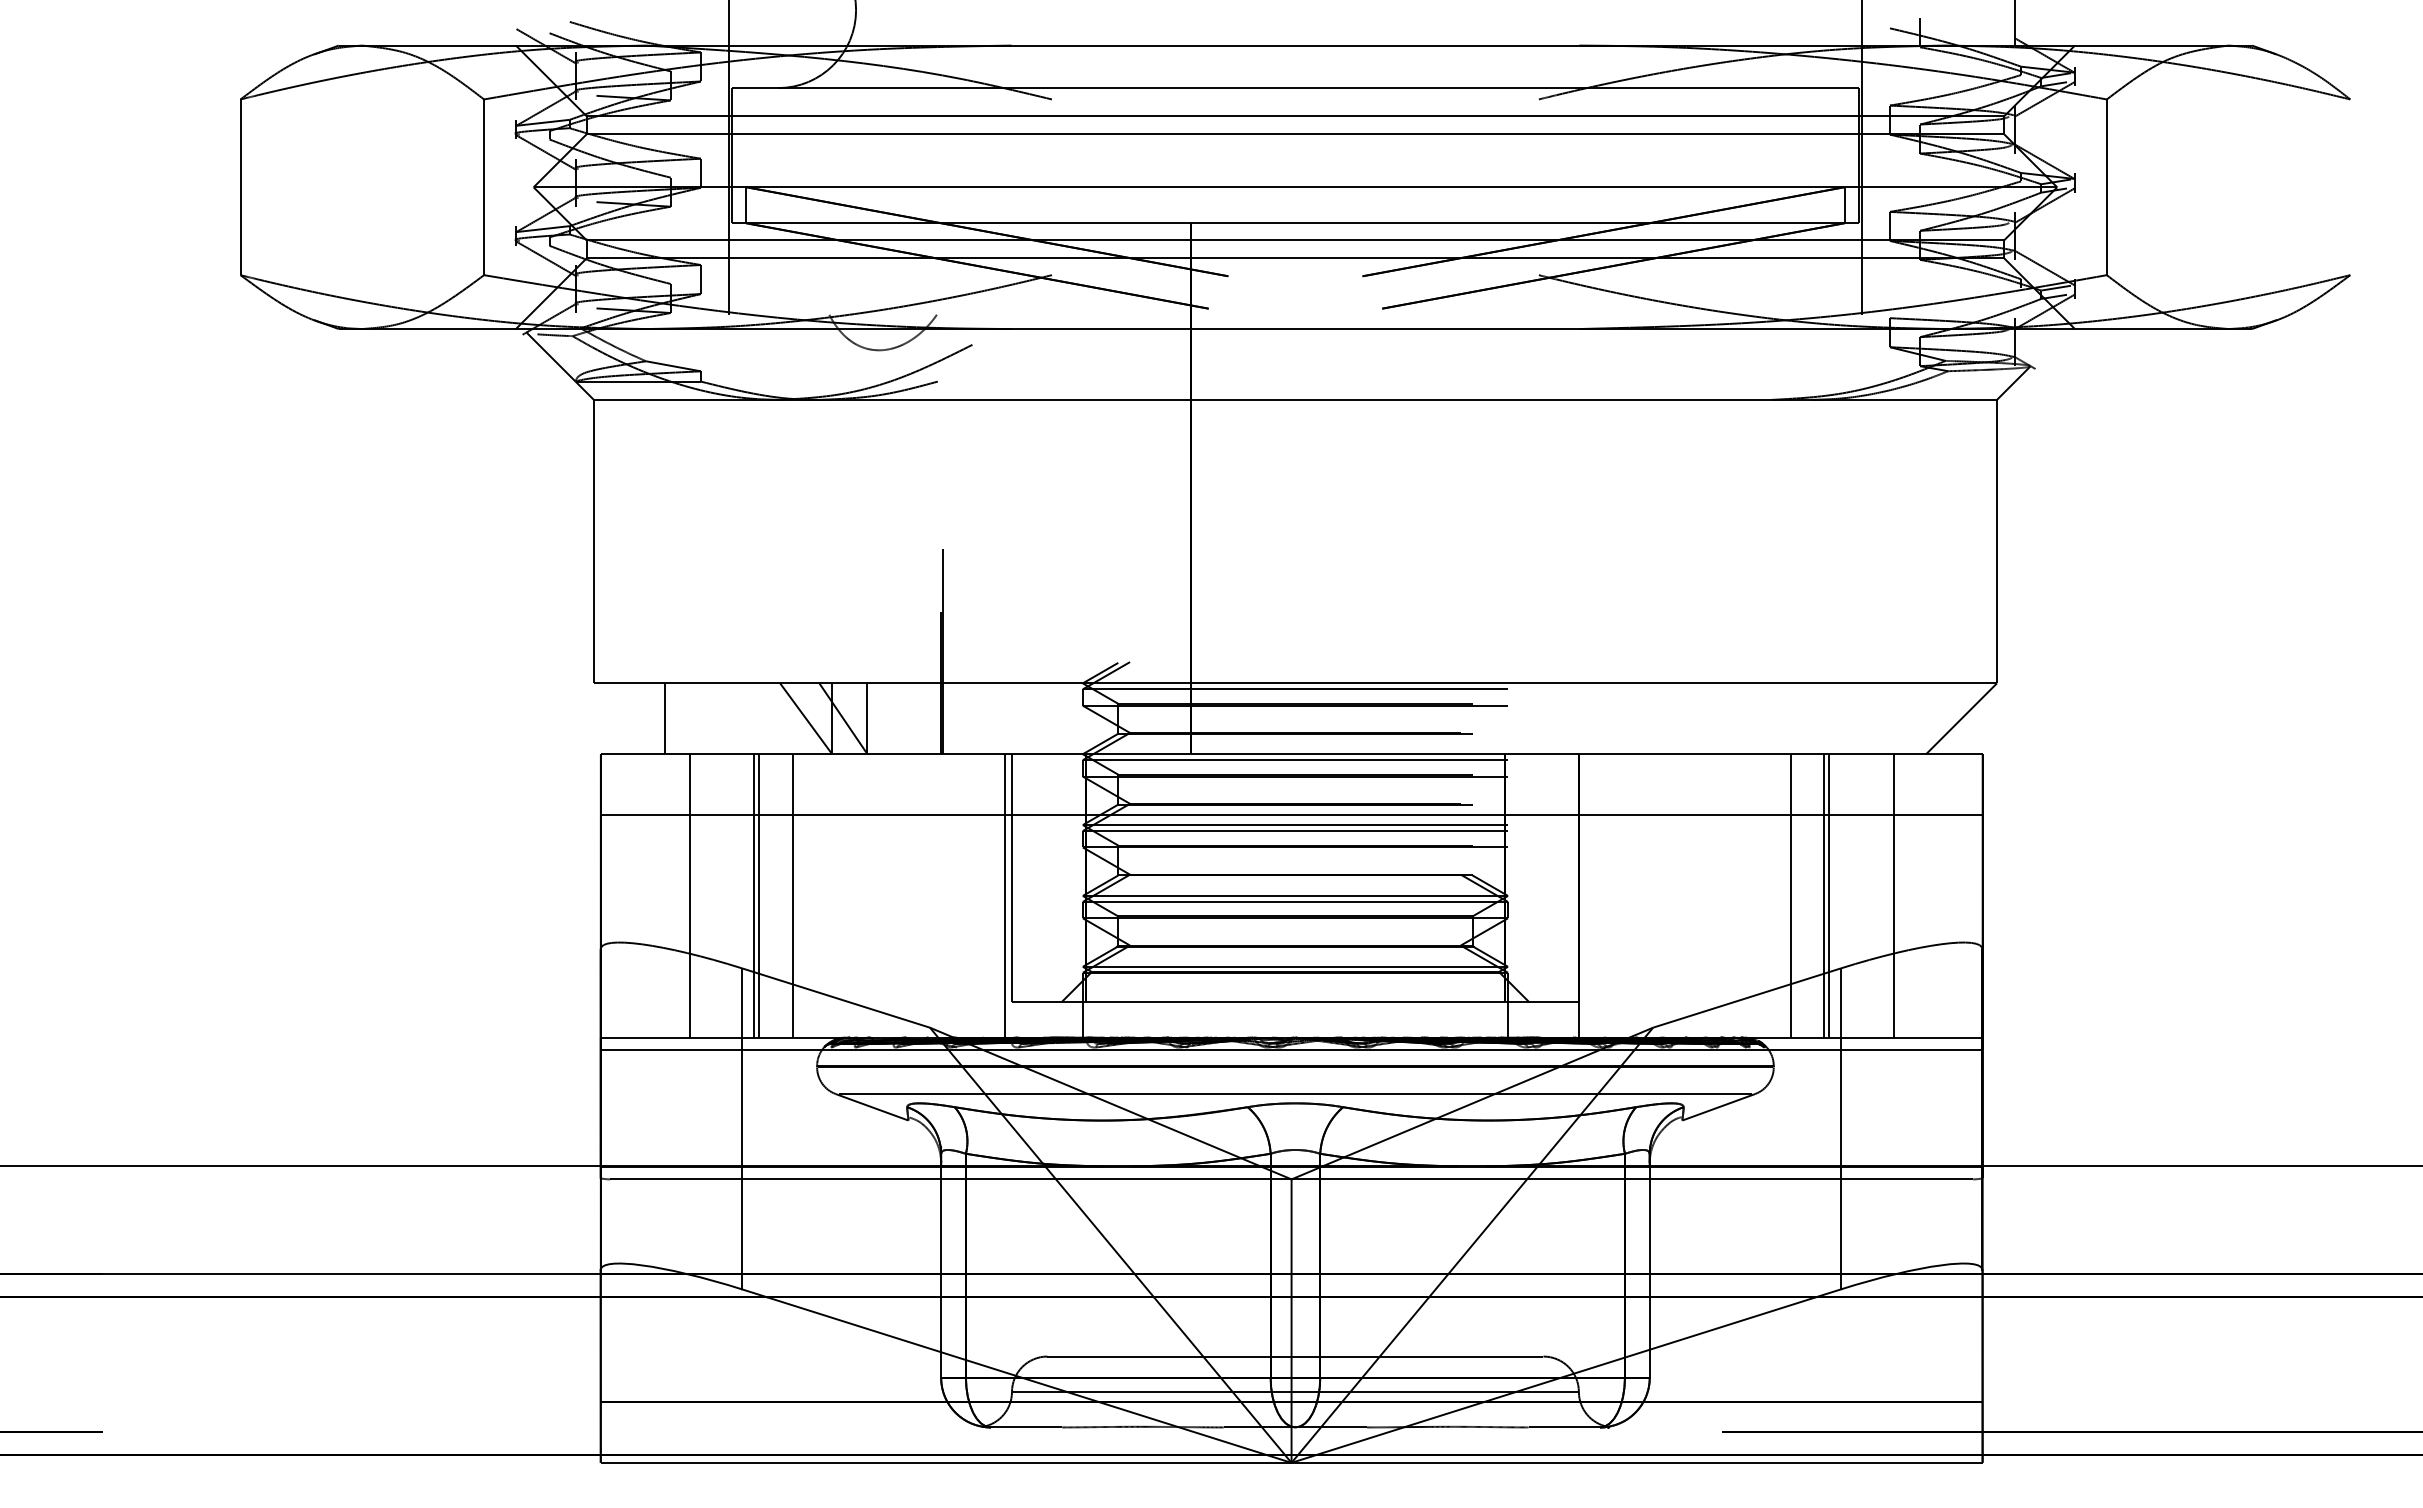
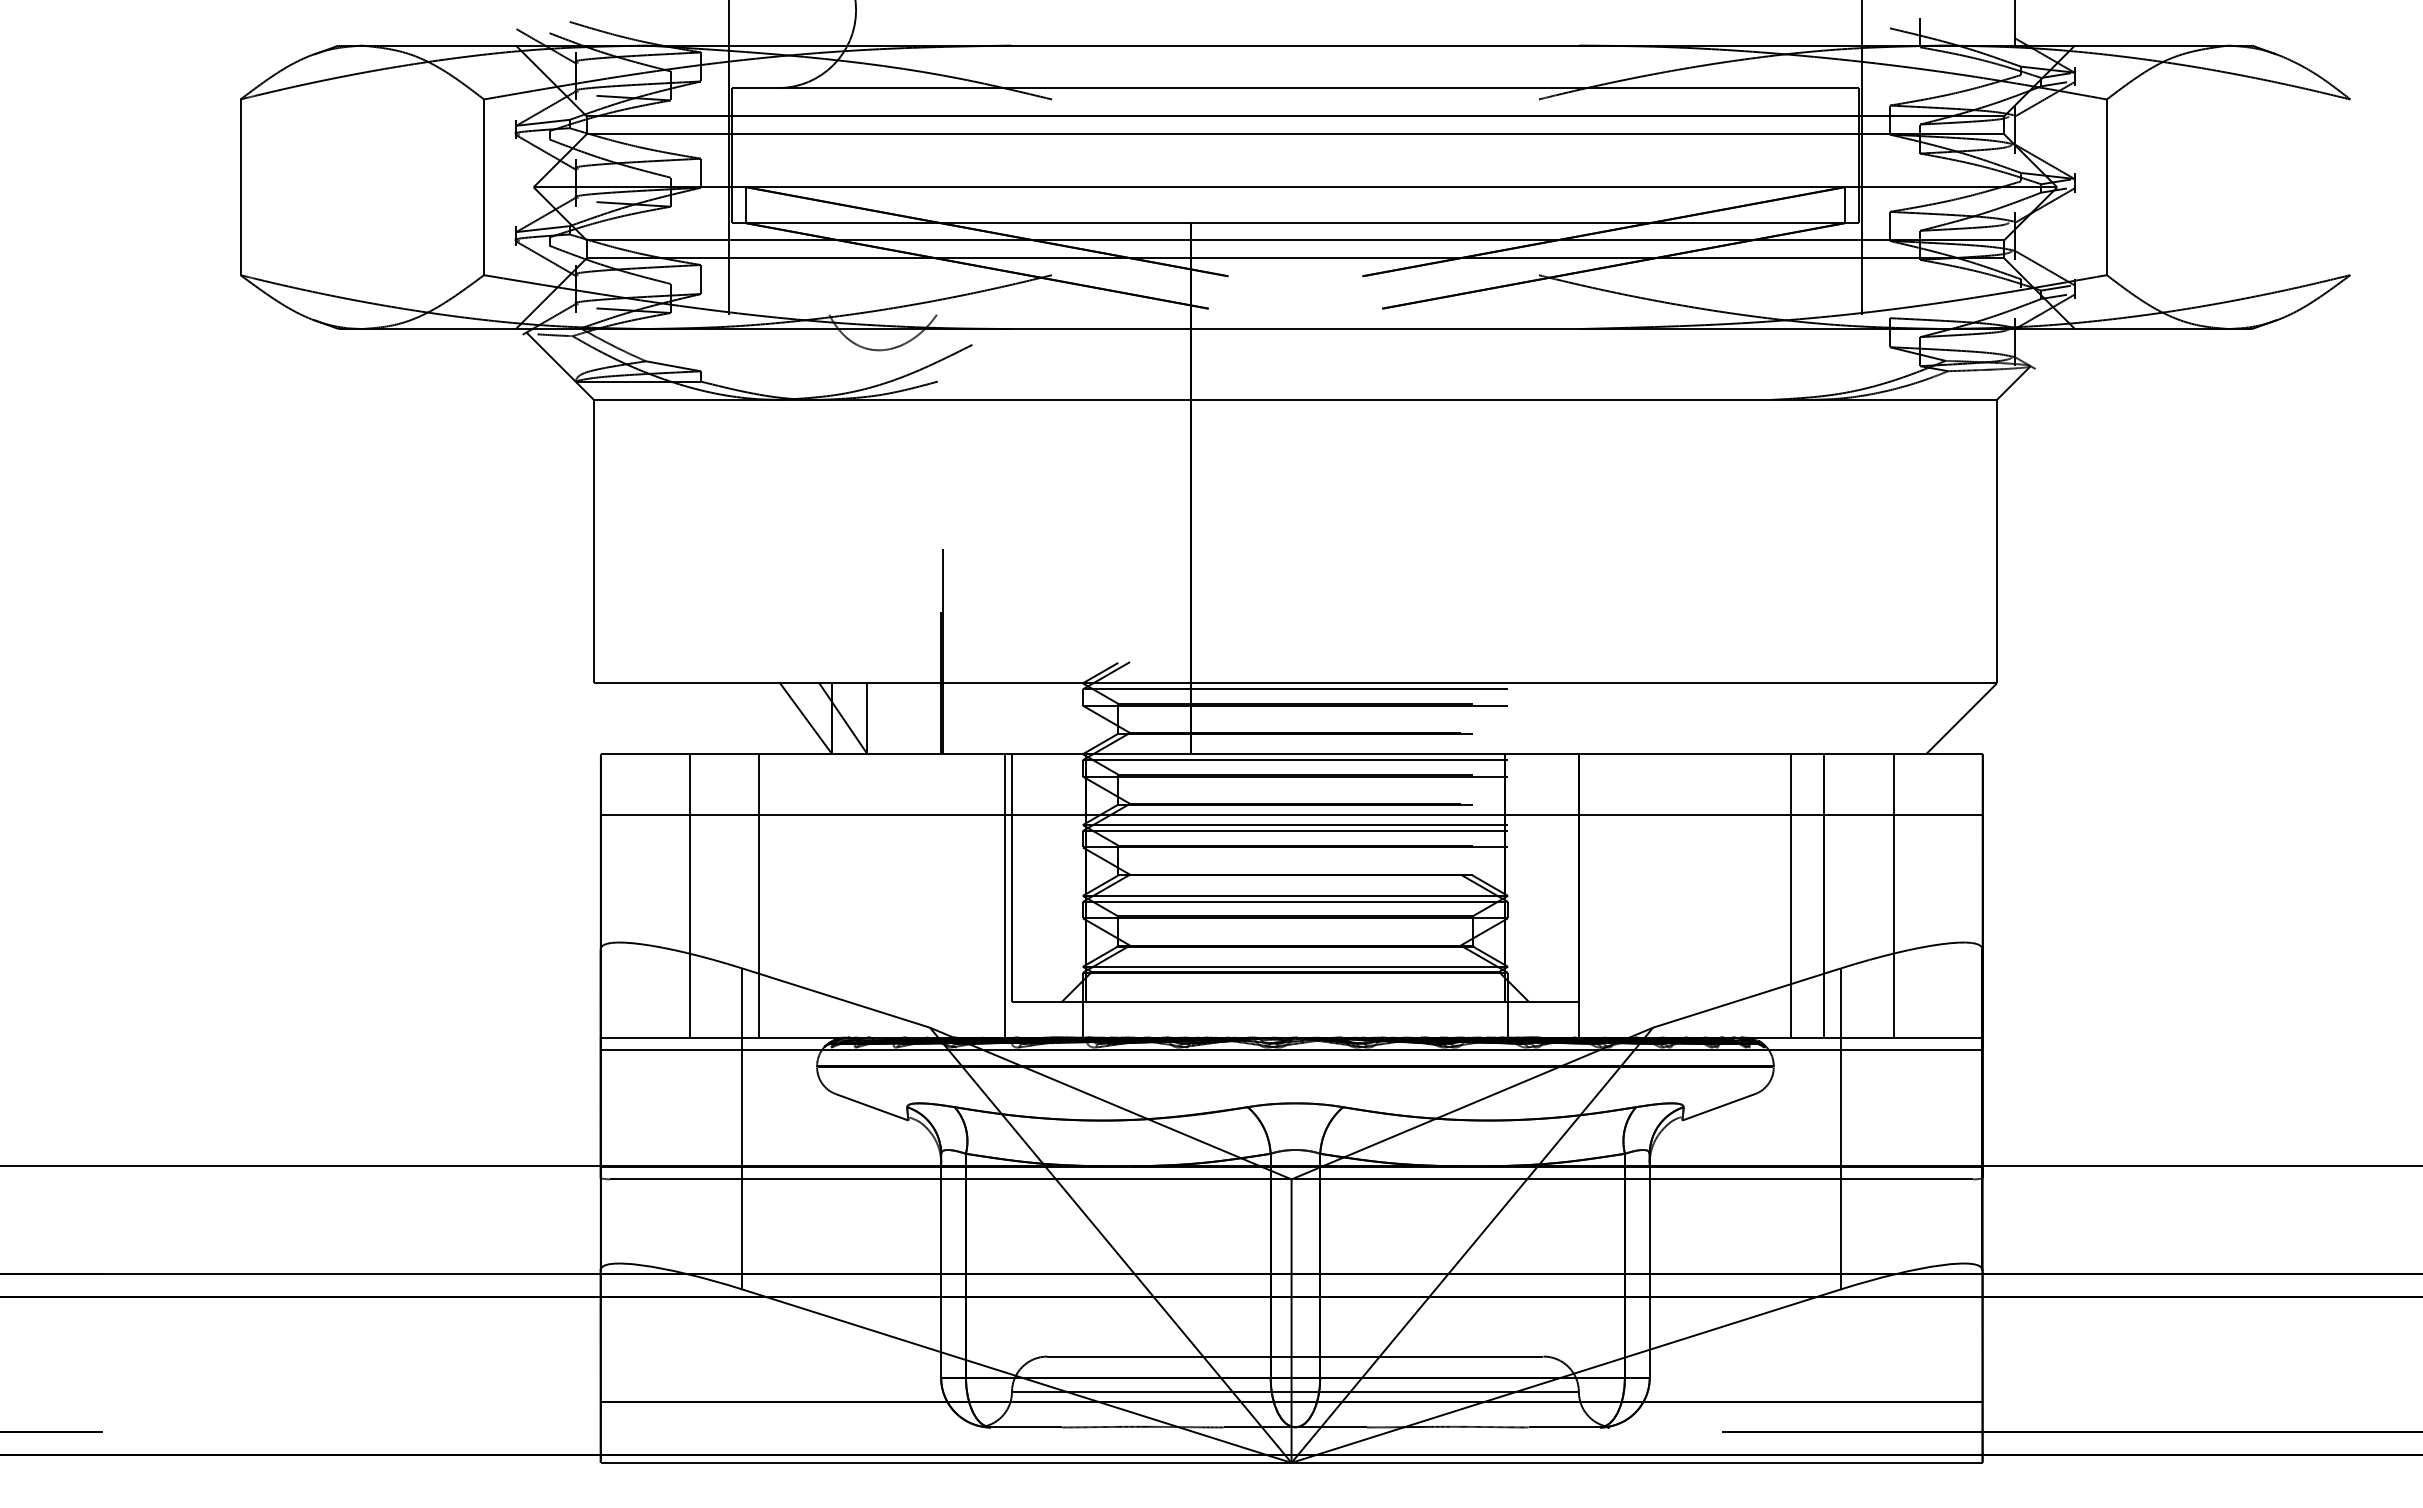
line: present -> none (664, 718)
line: present -> none (754, 895)
line: present -> none (792, 895)
line: present -> none (1829, 895)
line: present -> none (1295, 1094)
